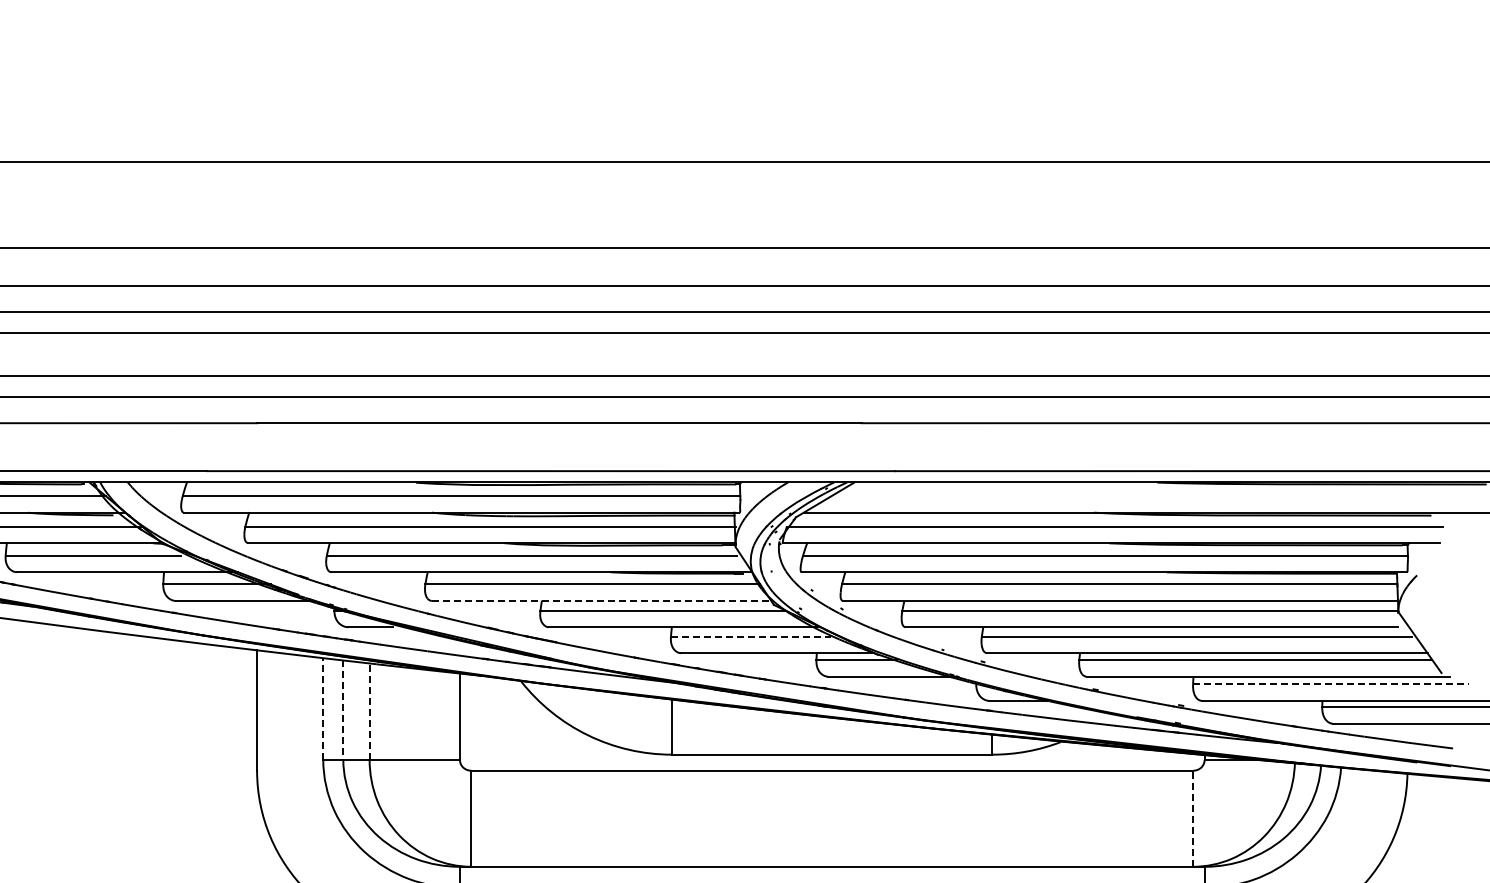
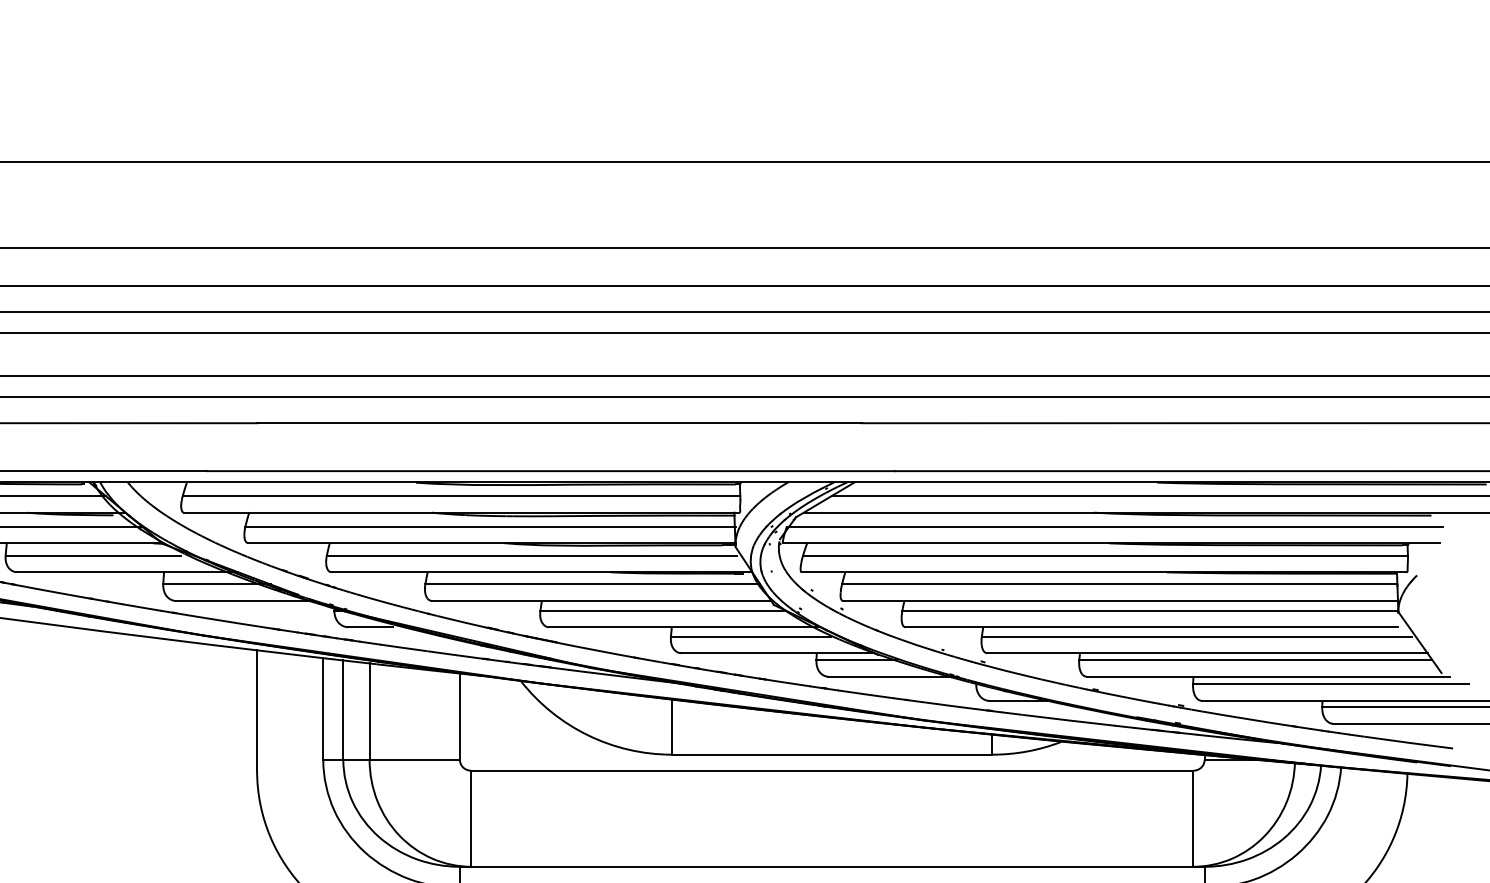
line: none -> present (1158, 496)
line: dashed -> solid (601, 600)
line: dashed -> solid (751, 636)
line: dashed -> solid (1331, 684)
line: dashed -> solid (323, 708)
line: dashed -> solid (343, 710)
line: dashed -> solid (369, 711)
line: dashed -> solid (1193, 818)
